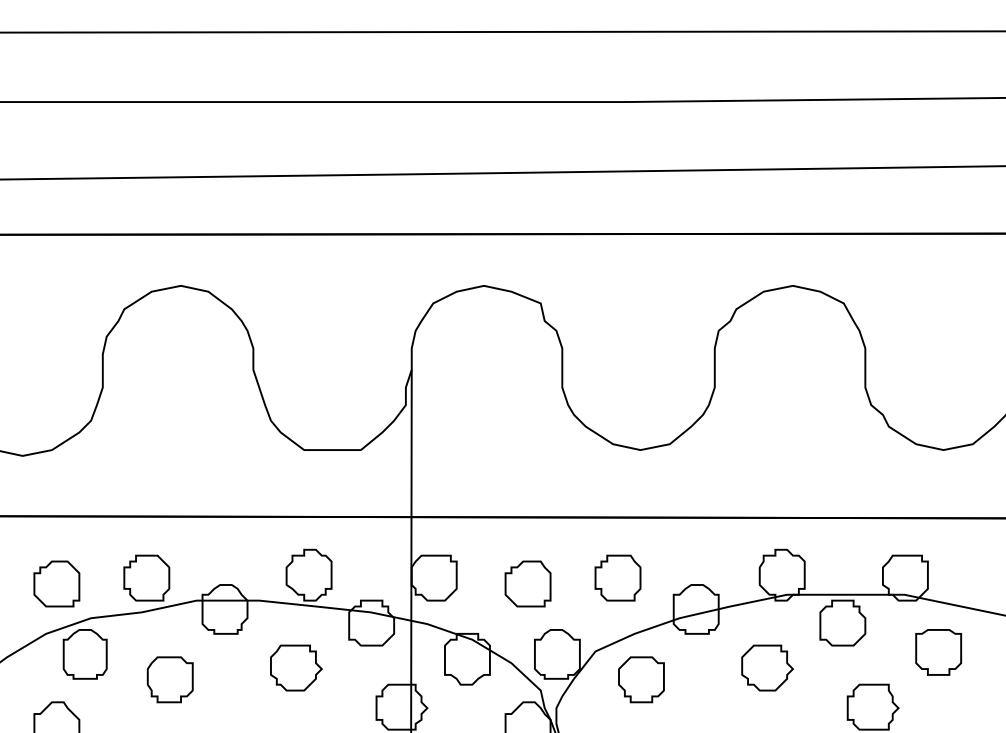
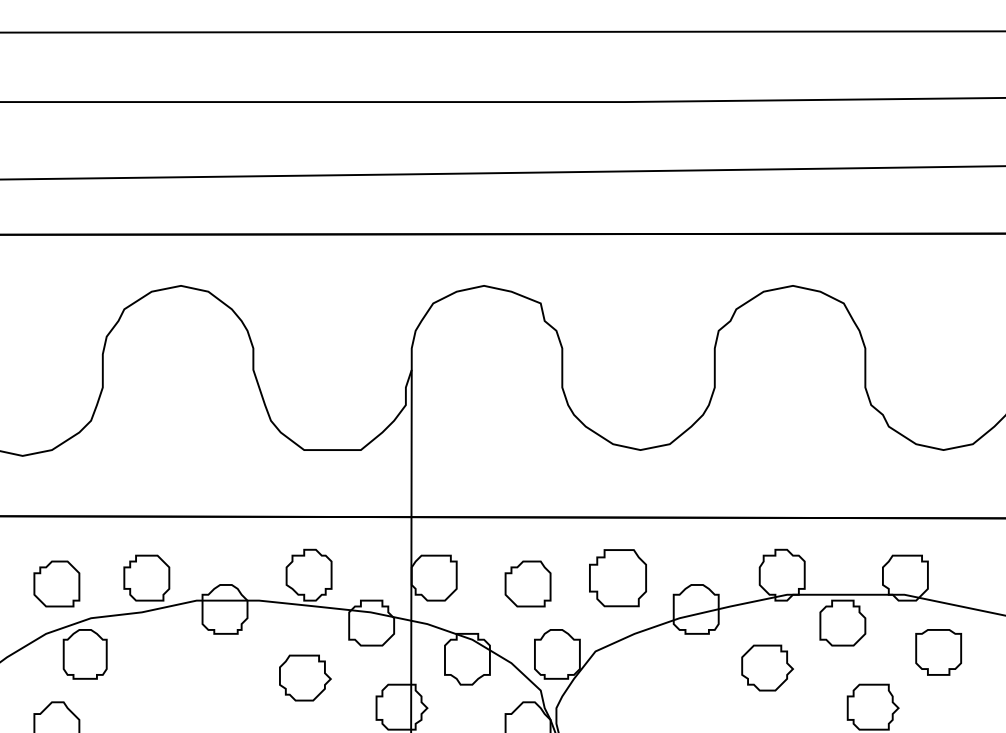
part size: 48x48 px -> 58x59 px (617, 578)
part position: (296, 667) -> (305, 677) (305, 677)
part: present -> none (169, 679)
part: present -> none (641, 679)
